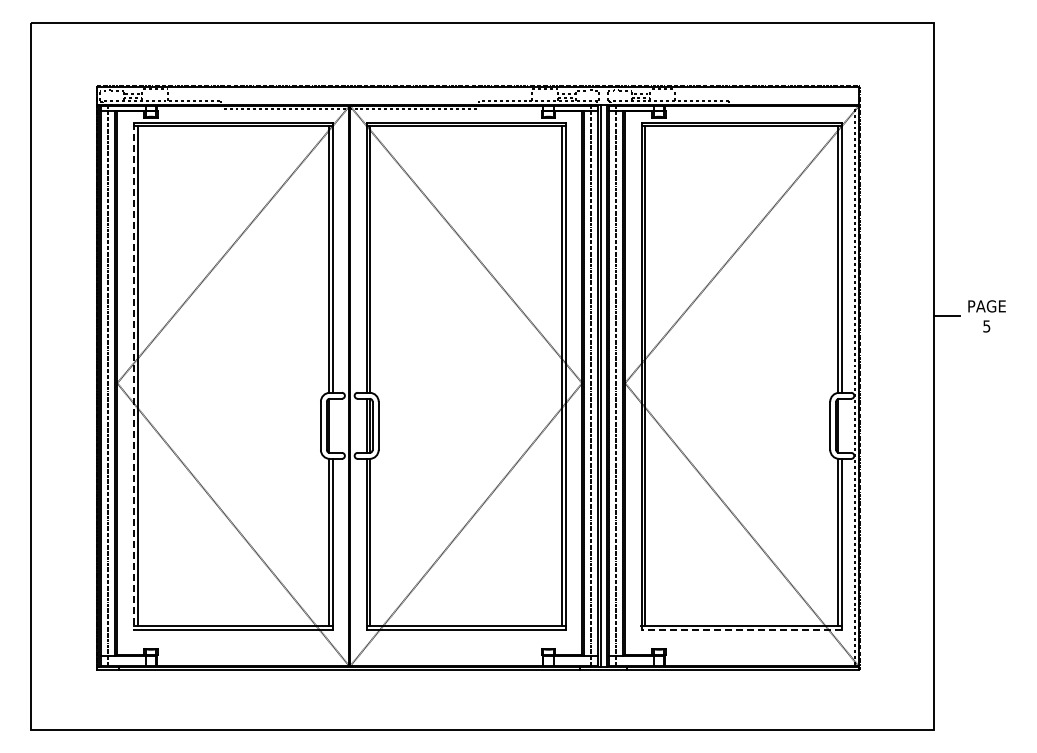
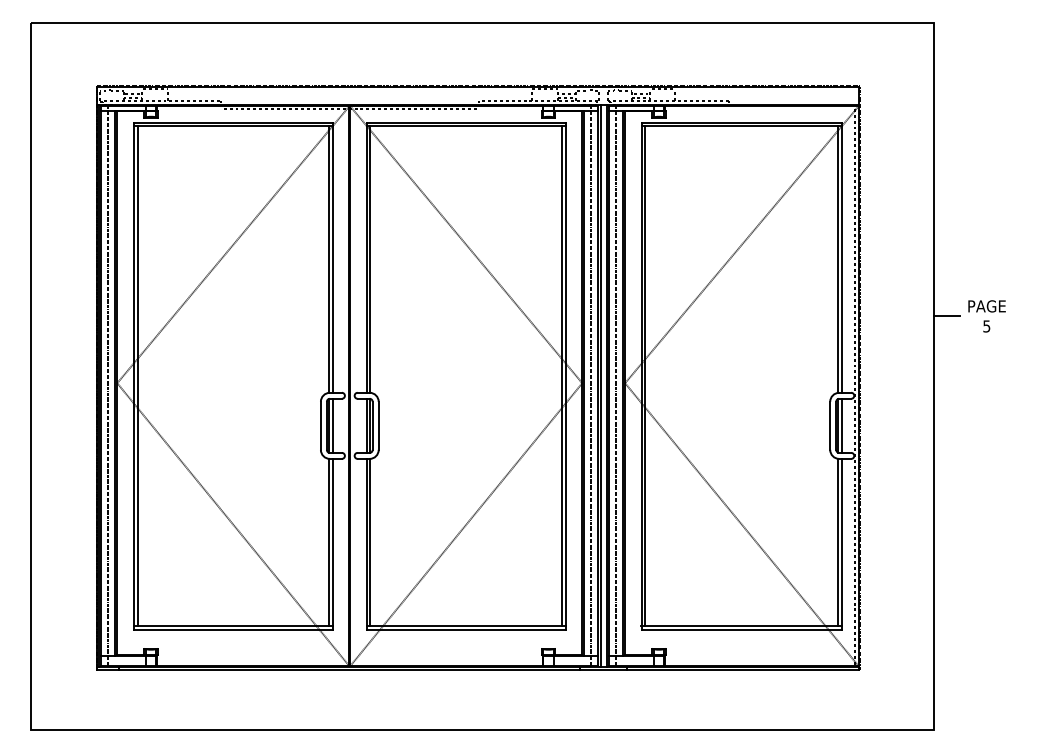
line: dashed -> solid (133, 376)
line: none -> present (332, 425)
line: none -> present (842, 425)
line: dashed -> solid (741, 630)
